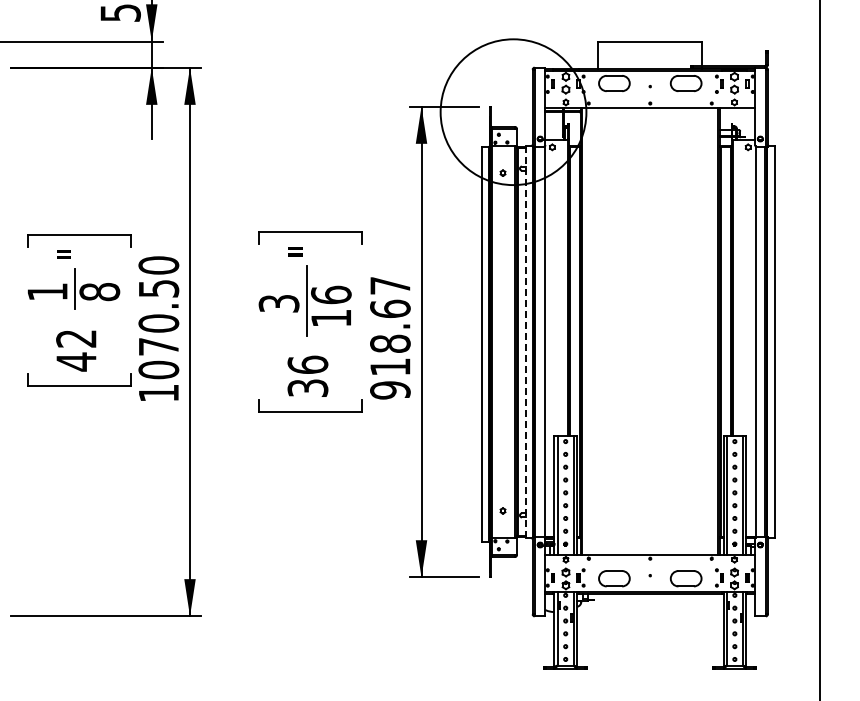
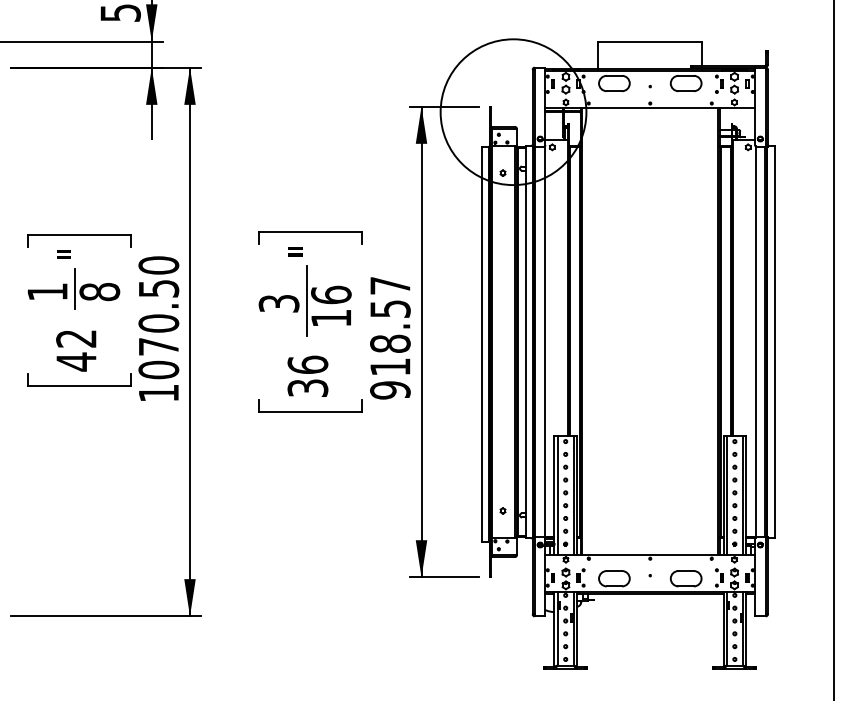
text: 918.67 -> 918.57 (390, 308)
line: dashed -> solid (525, 342)
line position: (820, 349) -> (834, 349) (834, 349)
